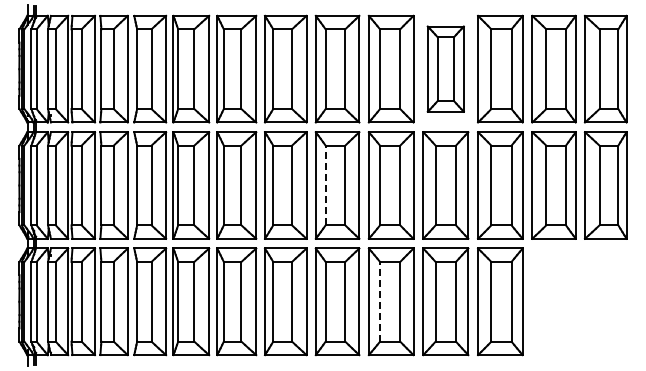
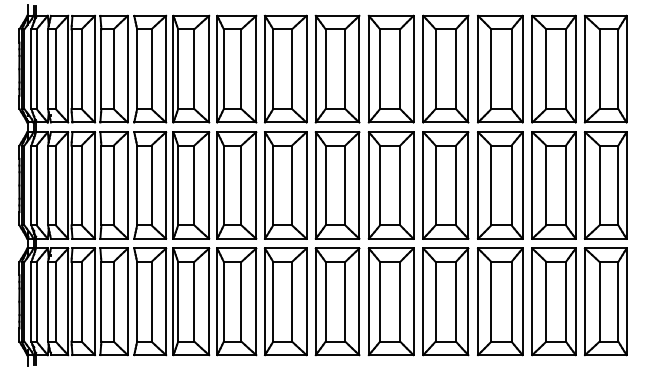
part size: 39x88 px -> 48x110 px (445, 68)
line: dashed -> solid (325, 185)
line: dashed -> solid (380, 301)
part: none -> present (579, 301)
